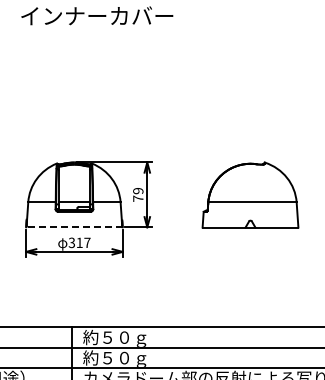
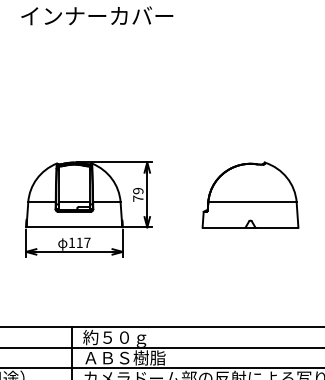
line: dashed -> solid (73, 227)
text: 317 -> 117 (71, 242)
text: 約５０ｇ -> ＡＢＳ樹脂 (124, 358)
